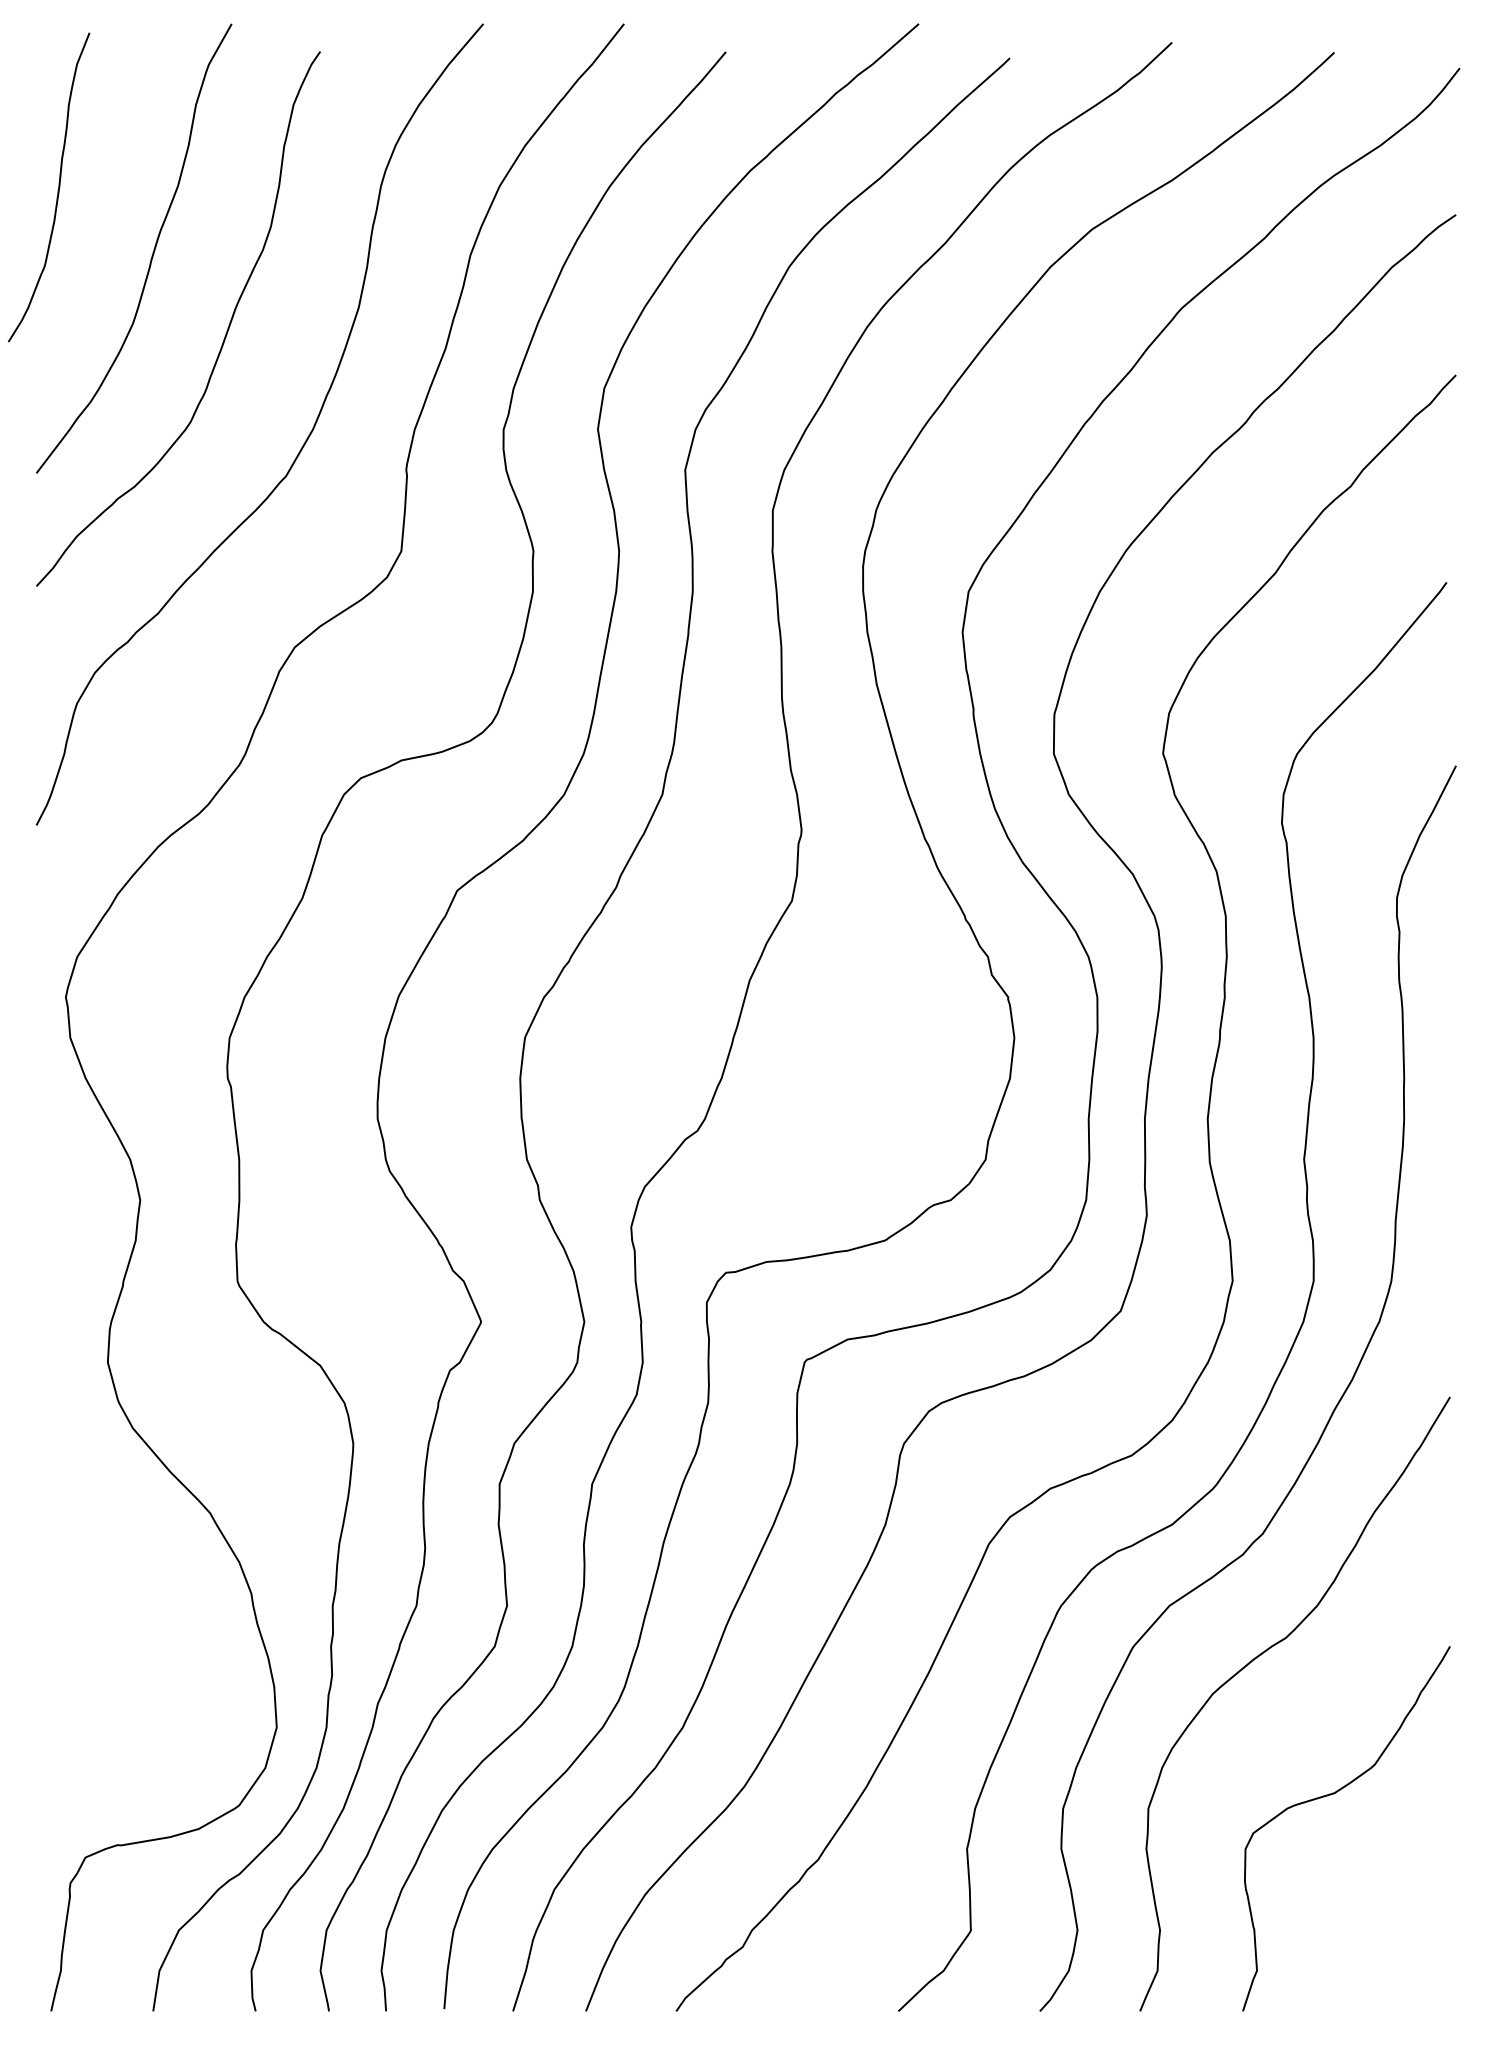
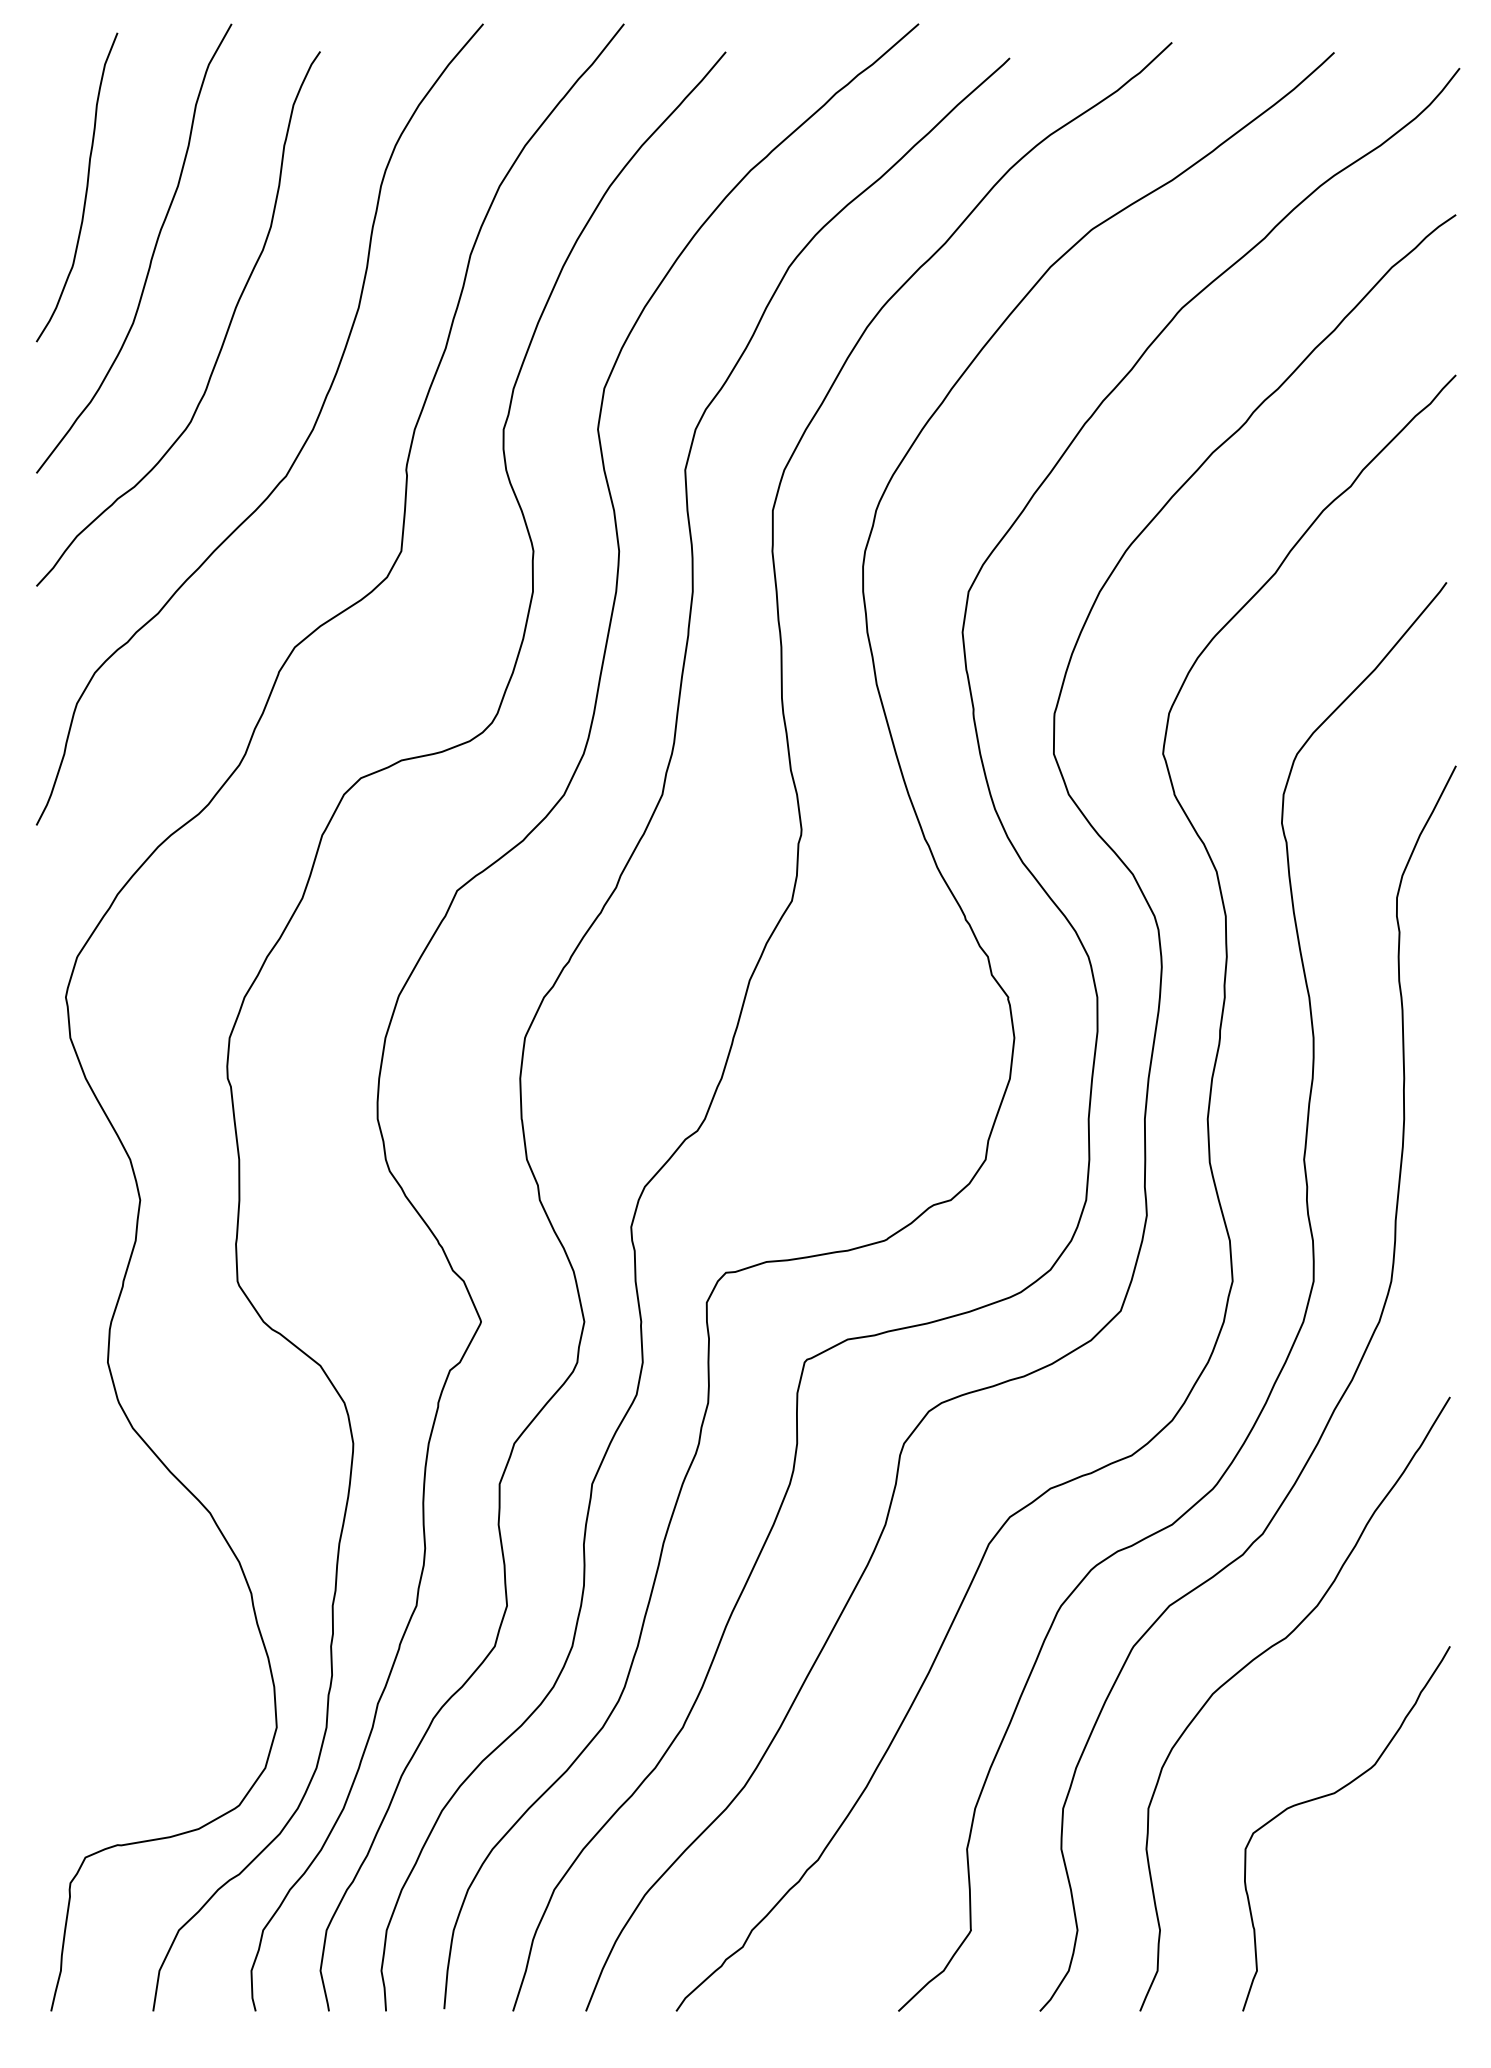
curve position: (57, 190) -> (85, 190) (85, 190)
